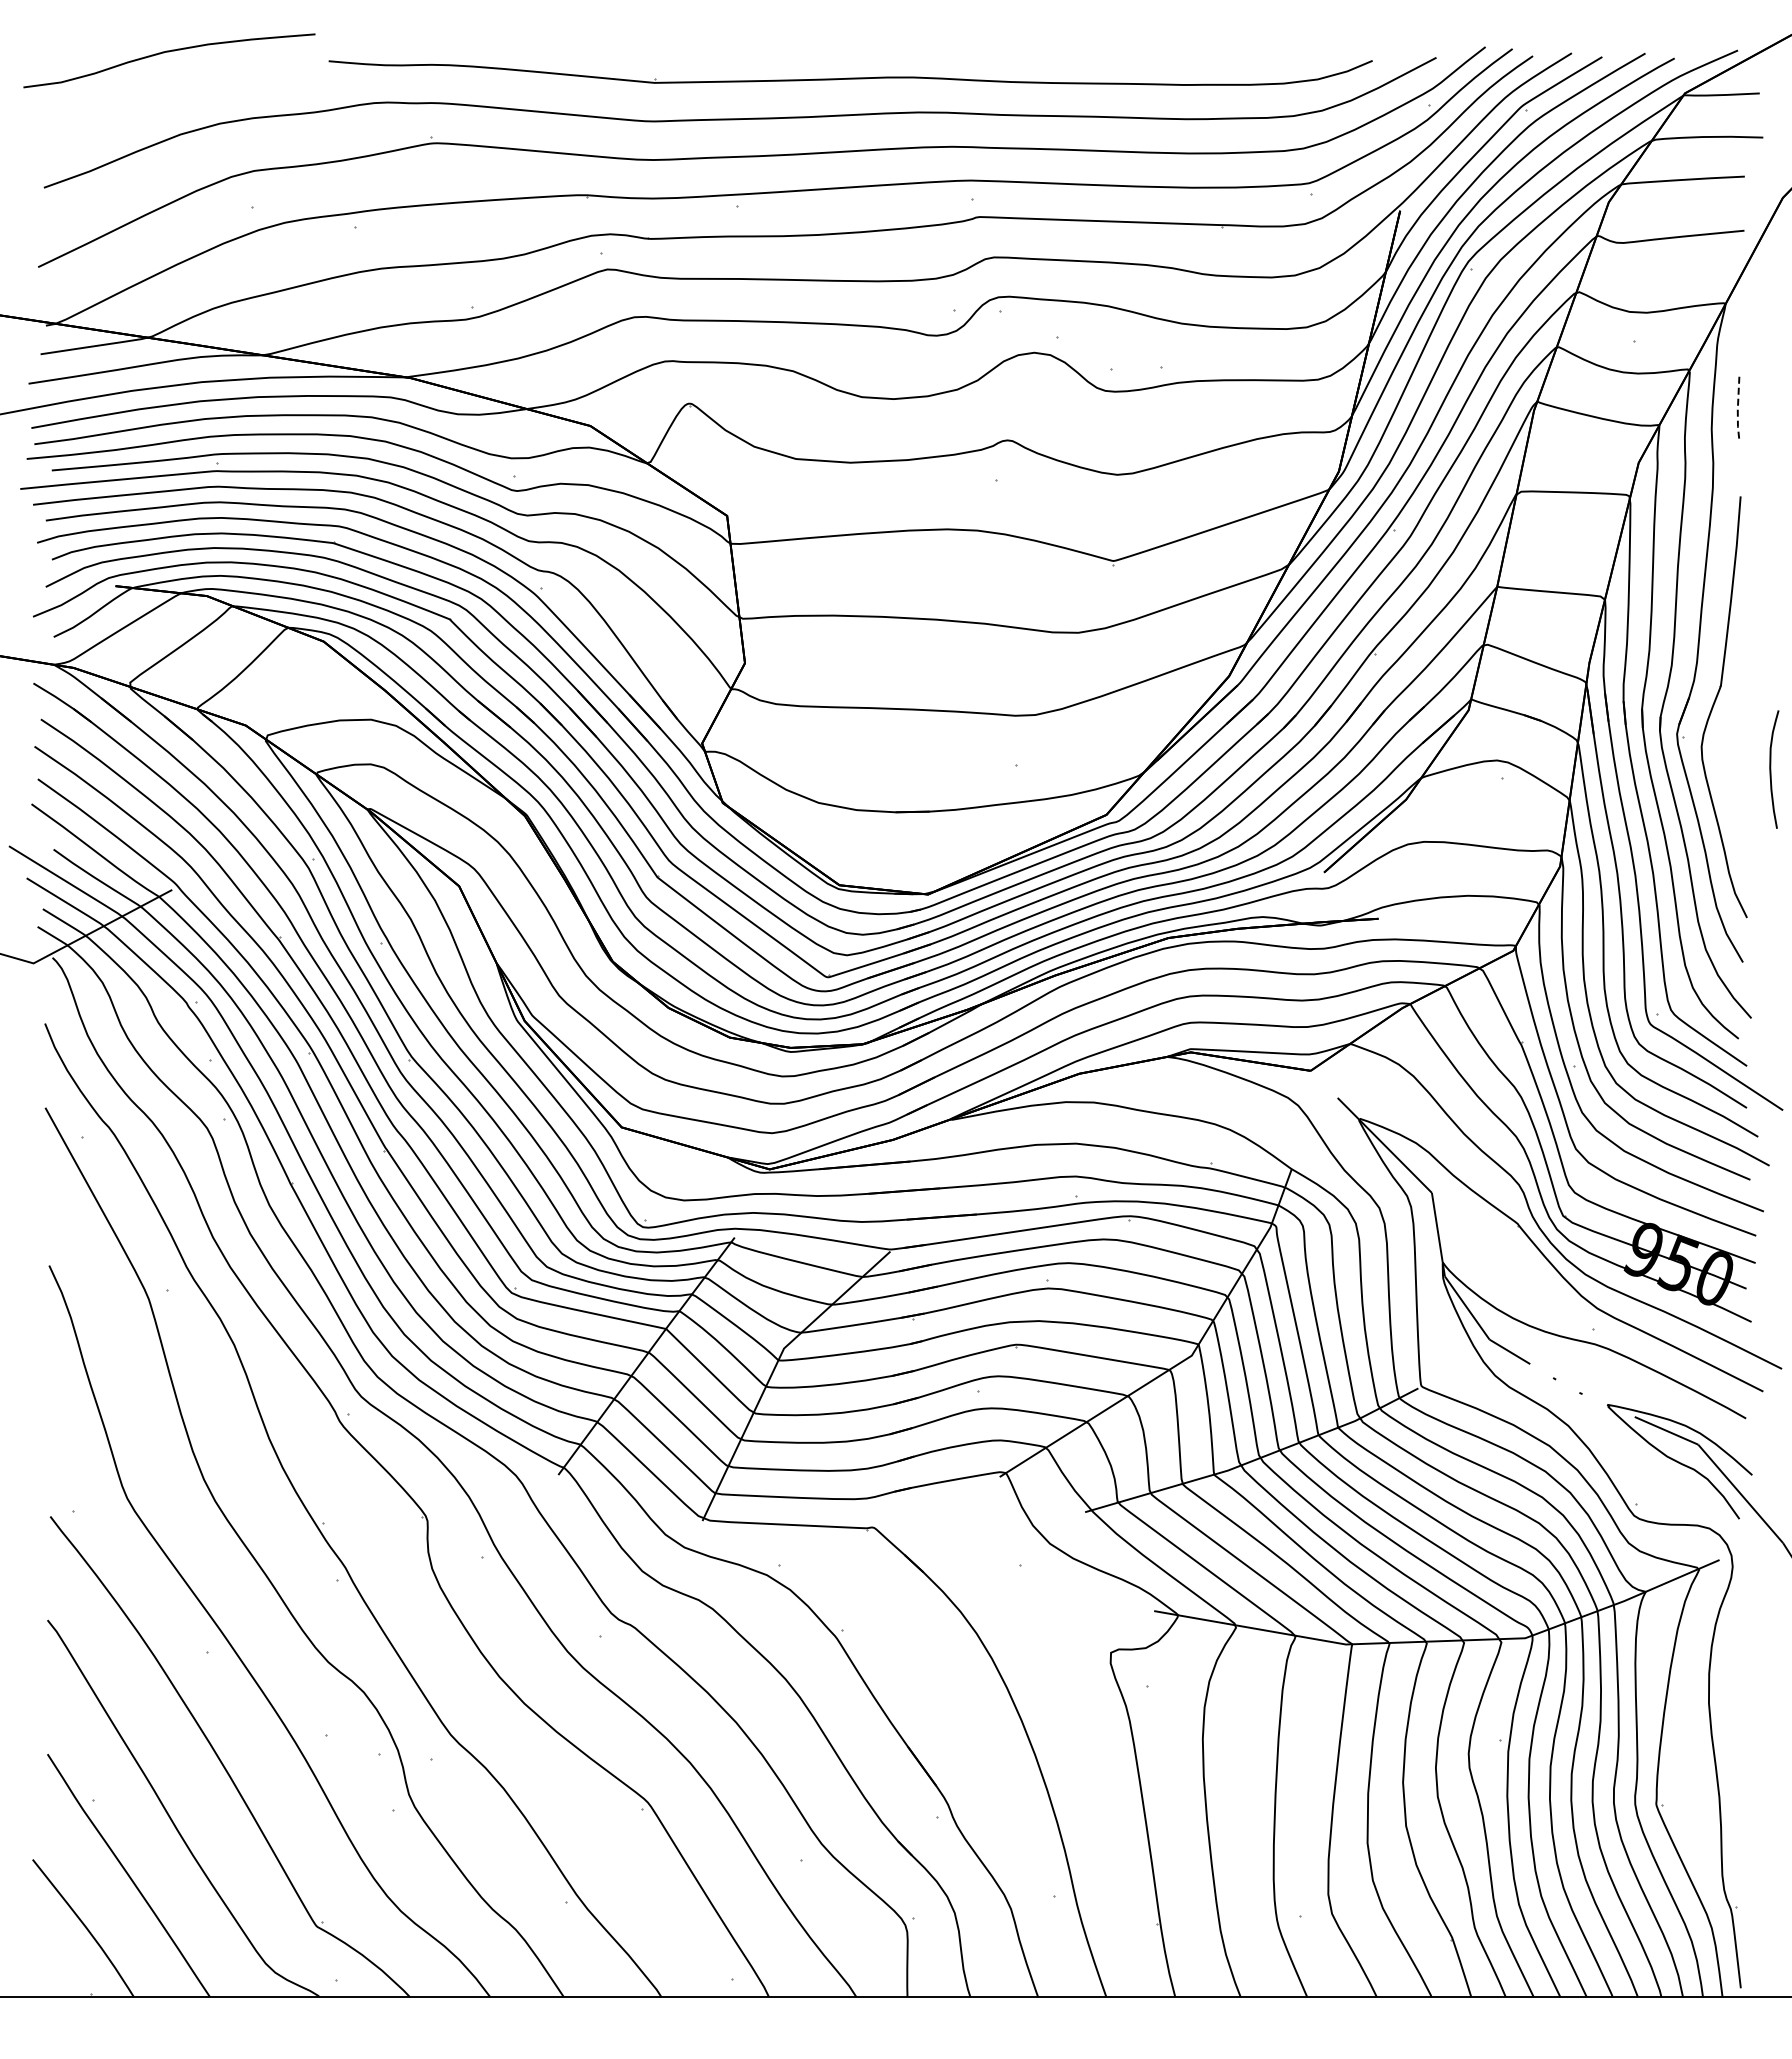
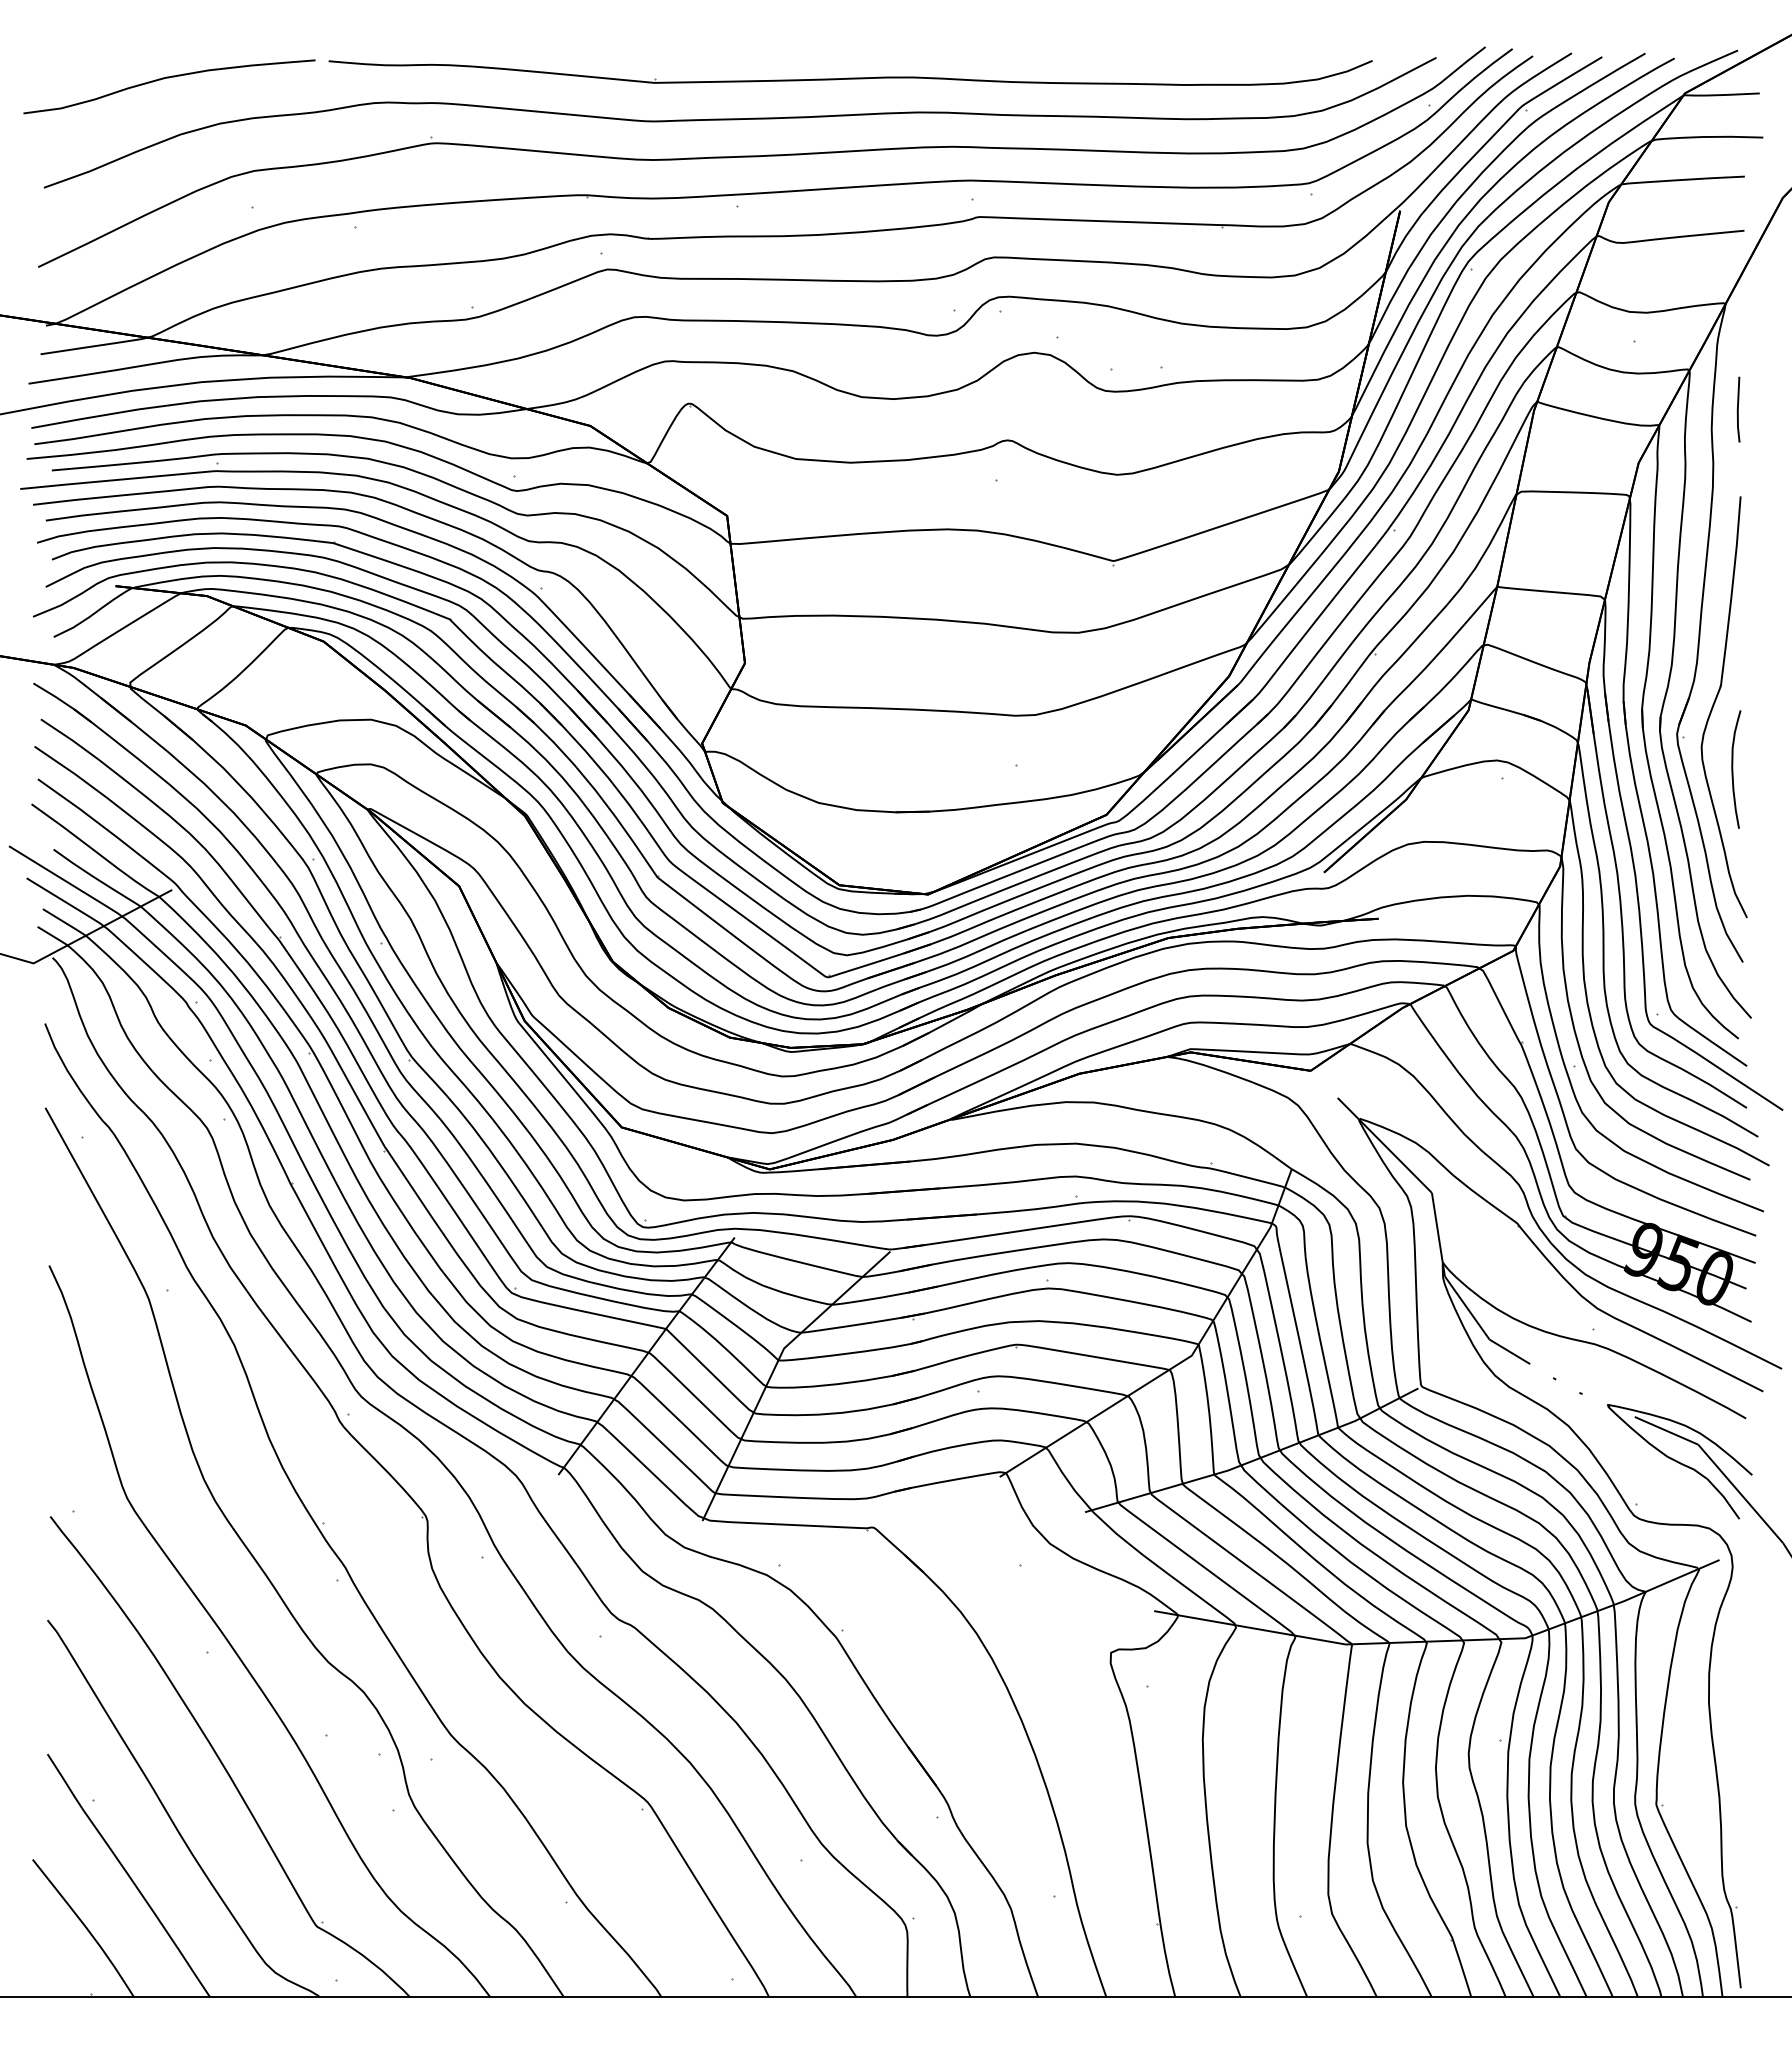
curve position: (169, 52) -> (169, 78) (169, 78)
line: dashed -> solid (1737, 409)
curve position: (1771, 769) -> (1733, 769) (1733, 769)
